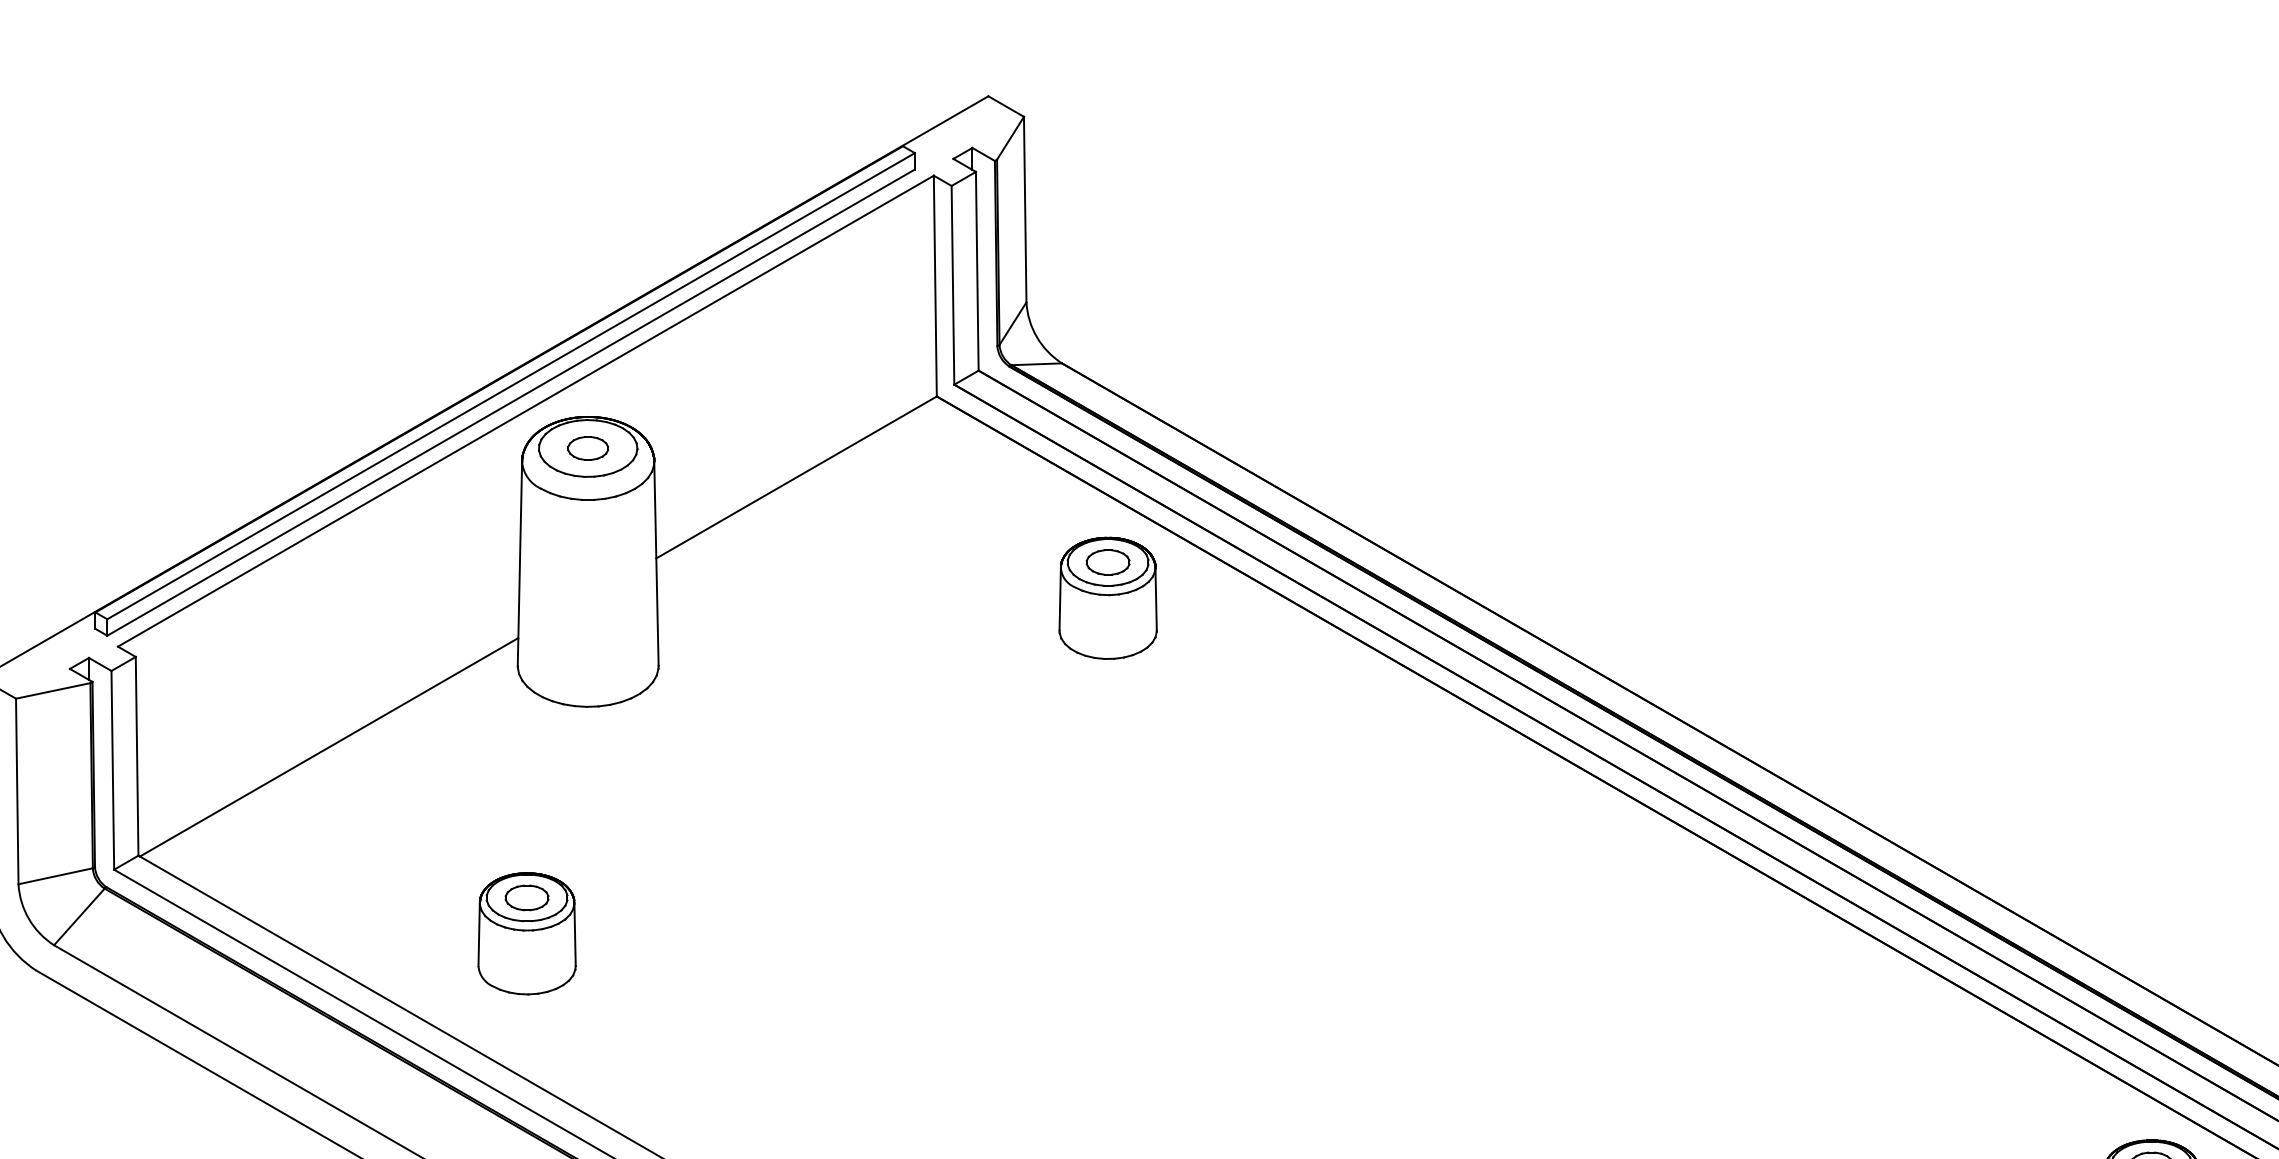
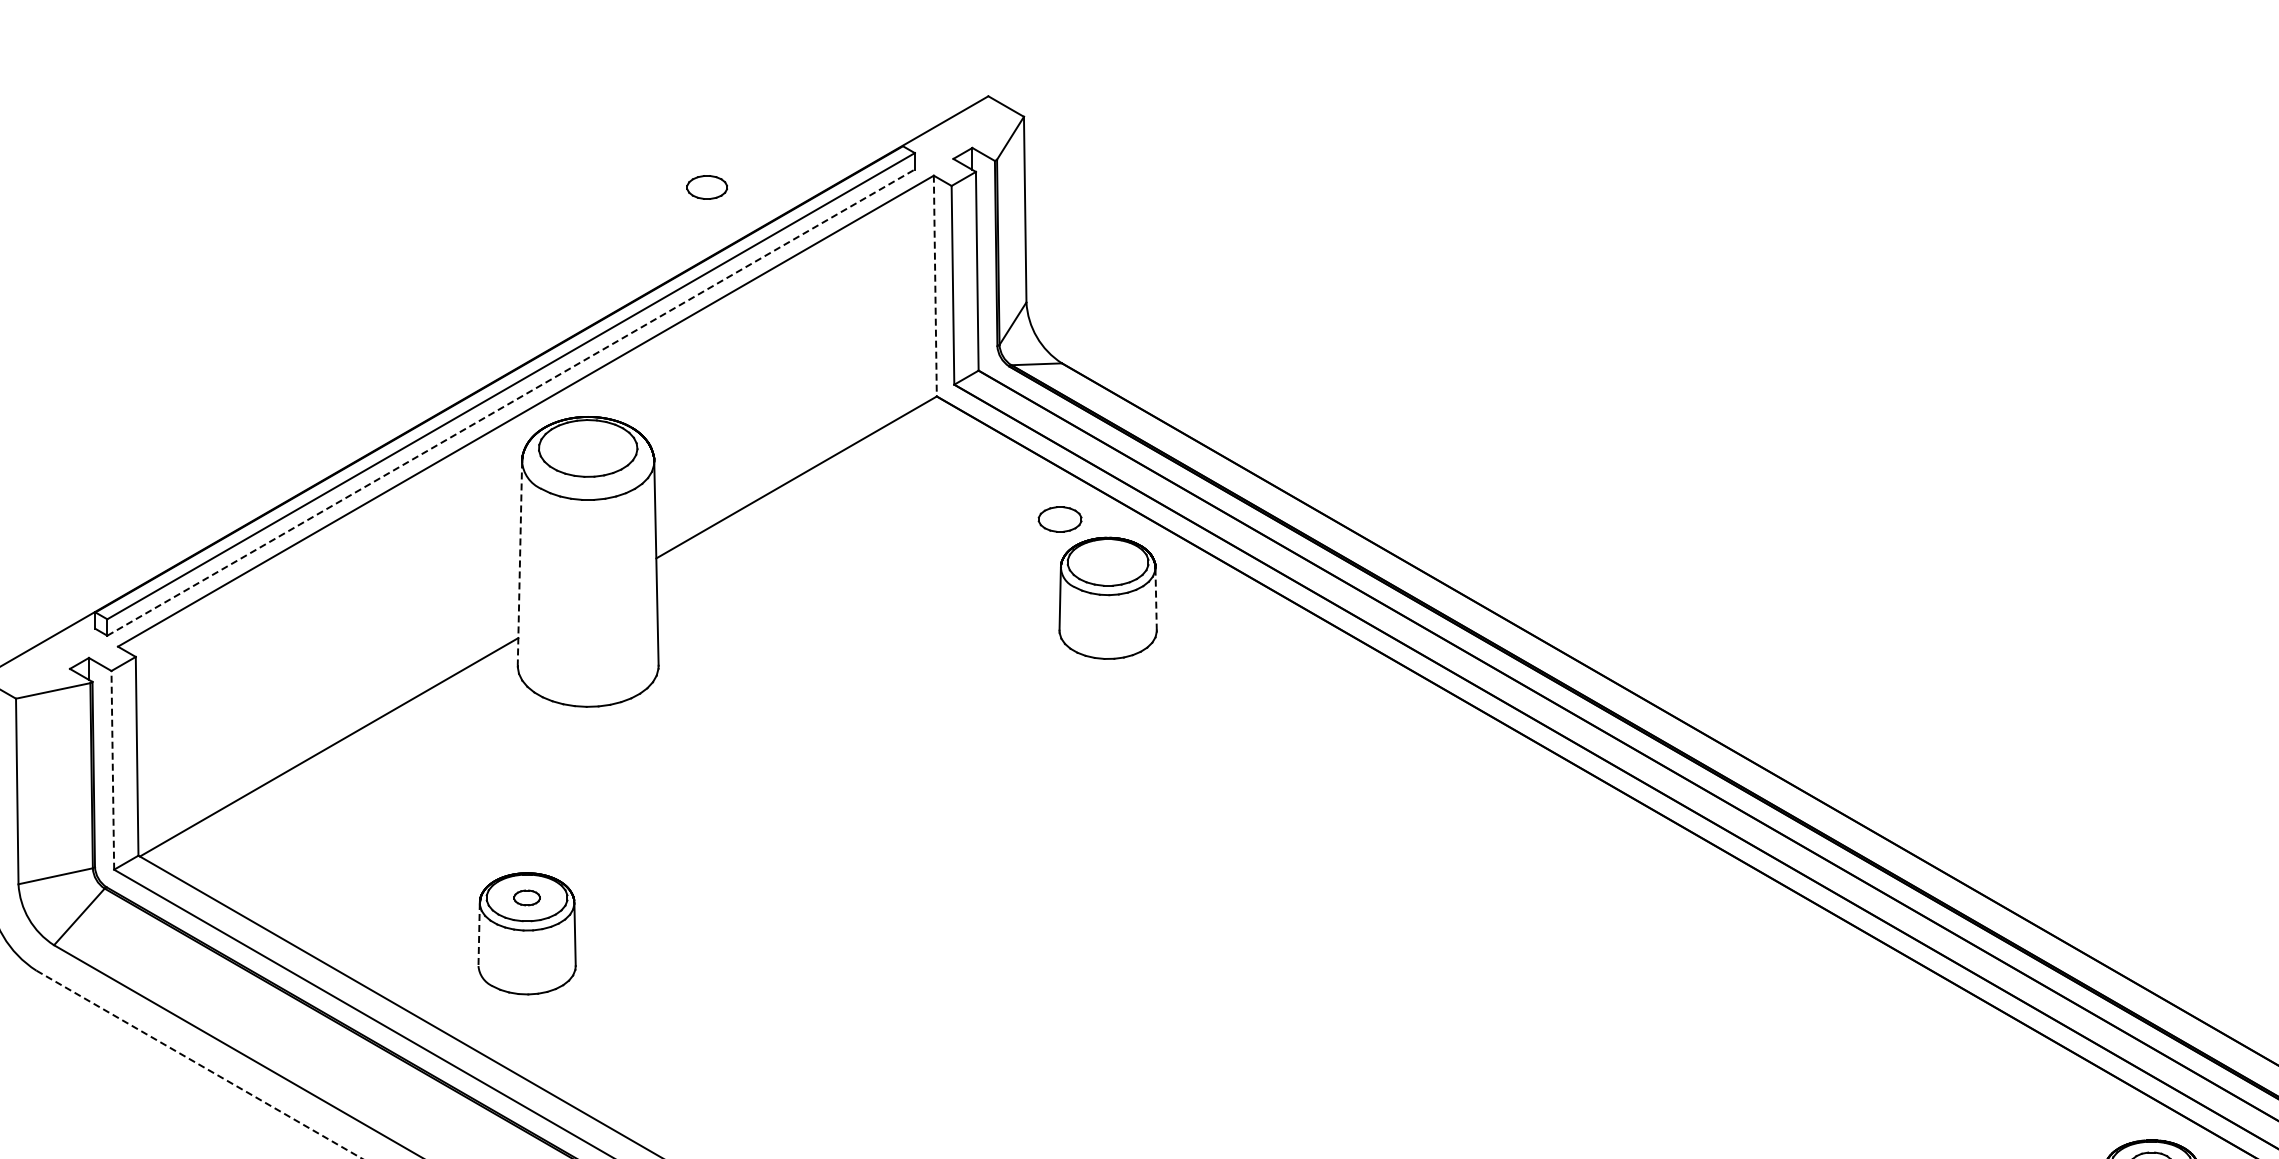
line: solid -> dashed (935, 286)
line: solid -> dashed (511, 402)
part position: (587, 448) -> (706, 187) (706, 187)
part position: (1107, 562) -> (1059, 519) (1059, 519)
line: solid -> dashed (519, 564)
line: solid -> dashed (1156, 599)
line: solid -> dashed (112, 769)
part size: 46x28 px -> 28x18 px (526, 897)
line: solid -> dashed (479, 934)
line: solid -> dashed (199, 1064)
